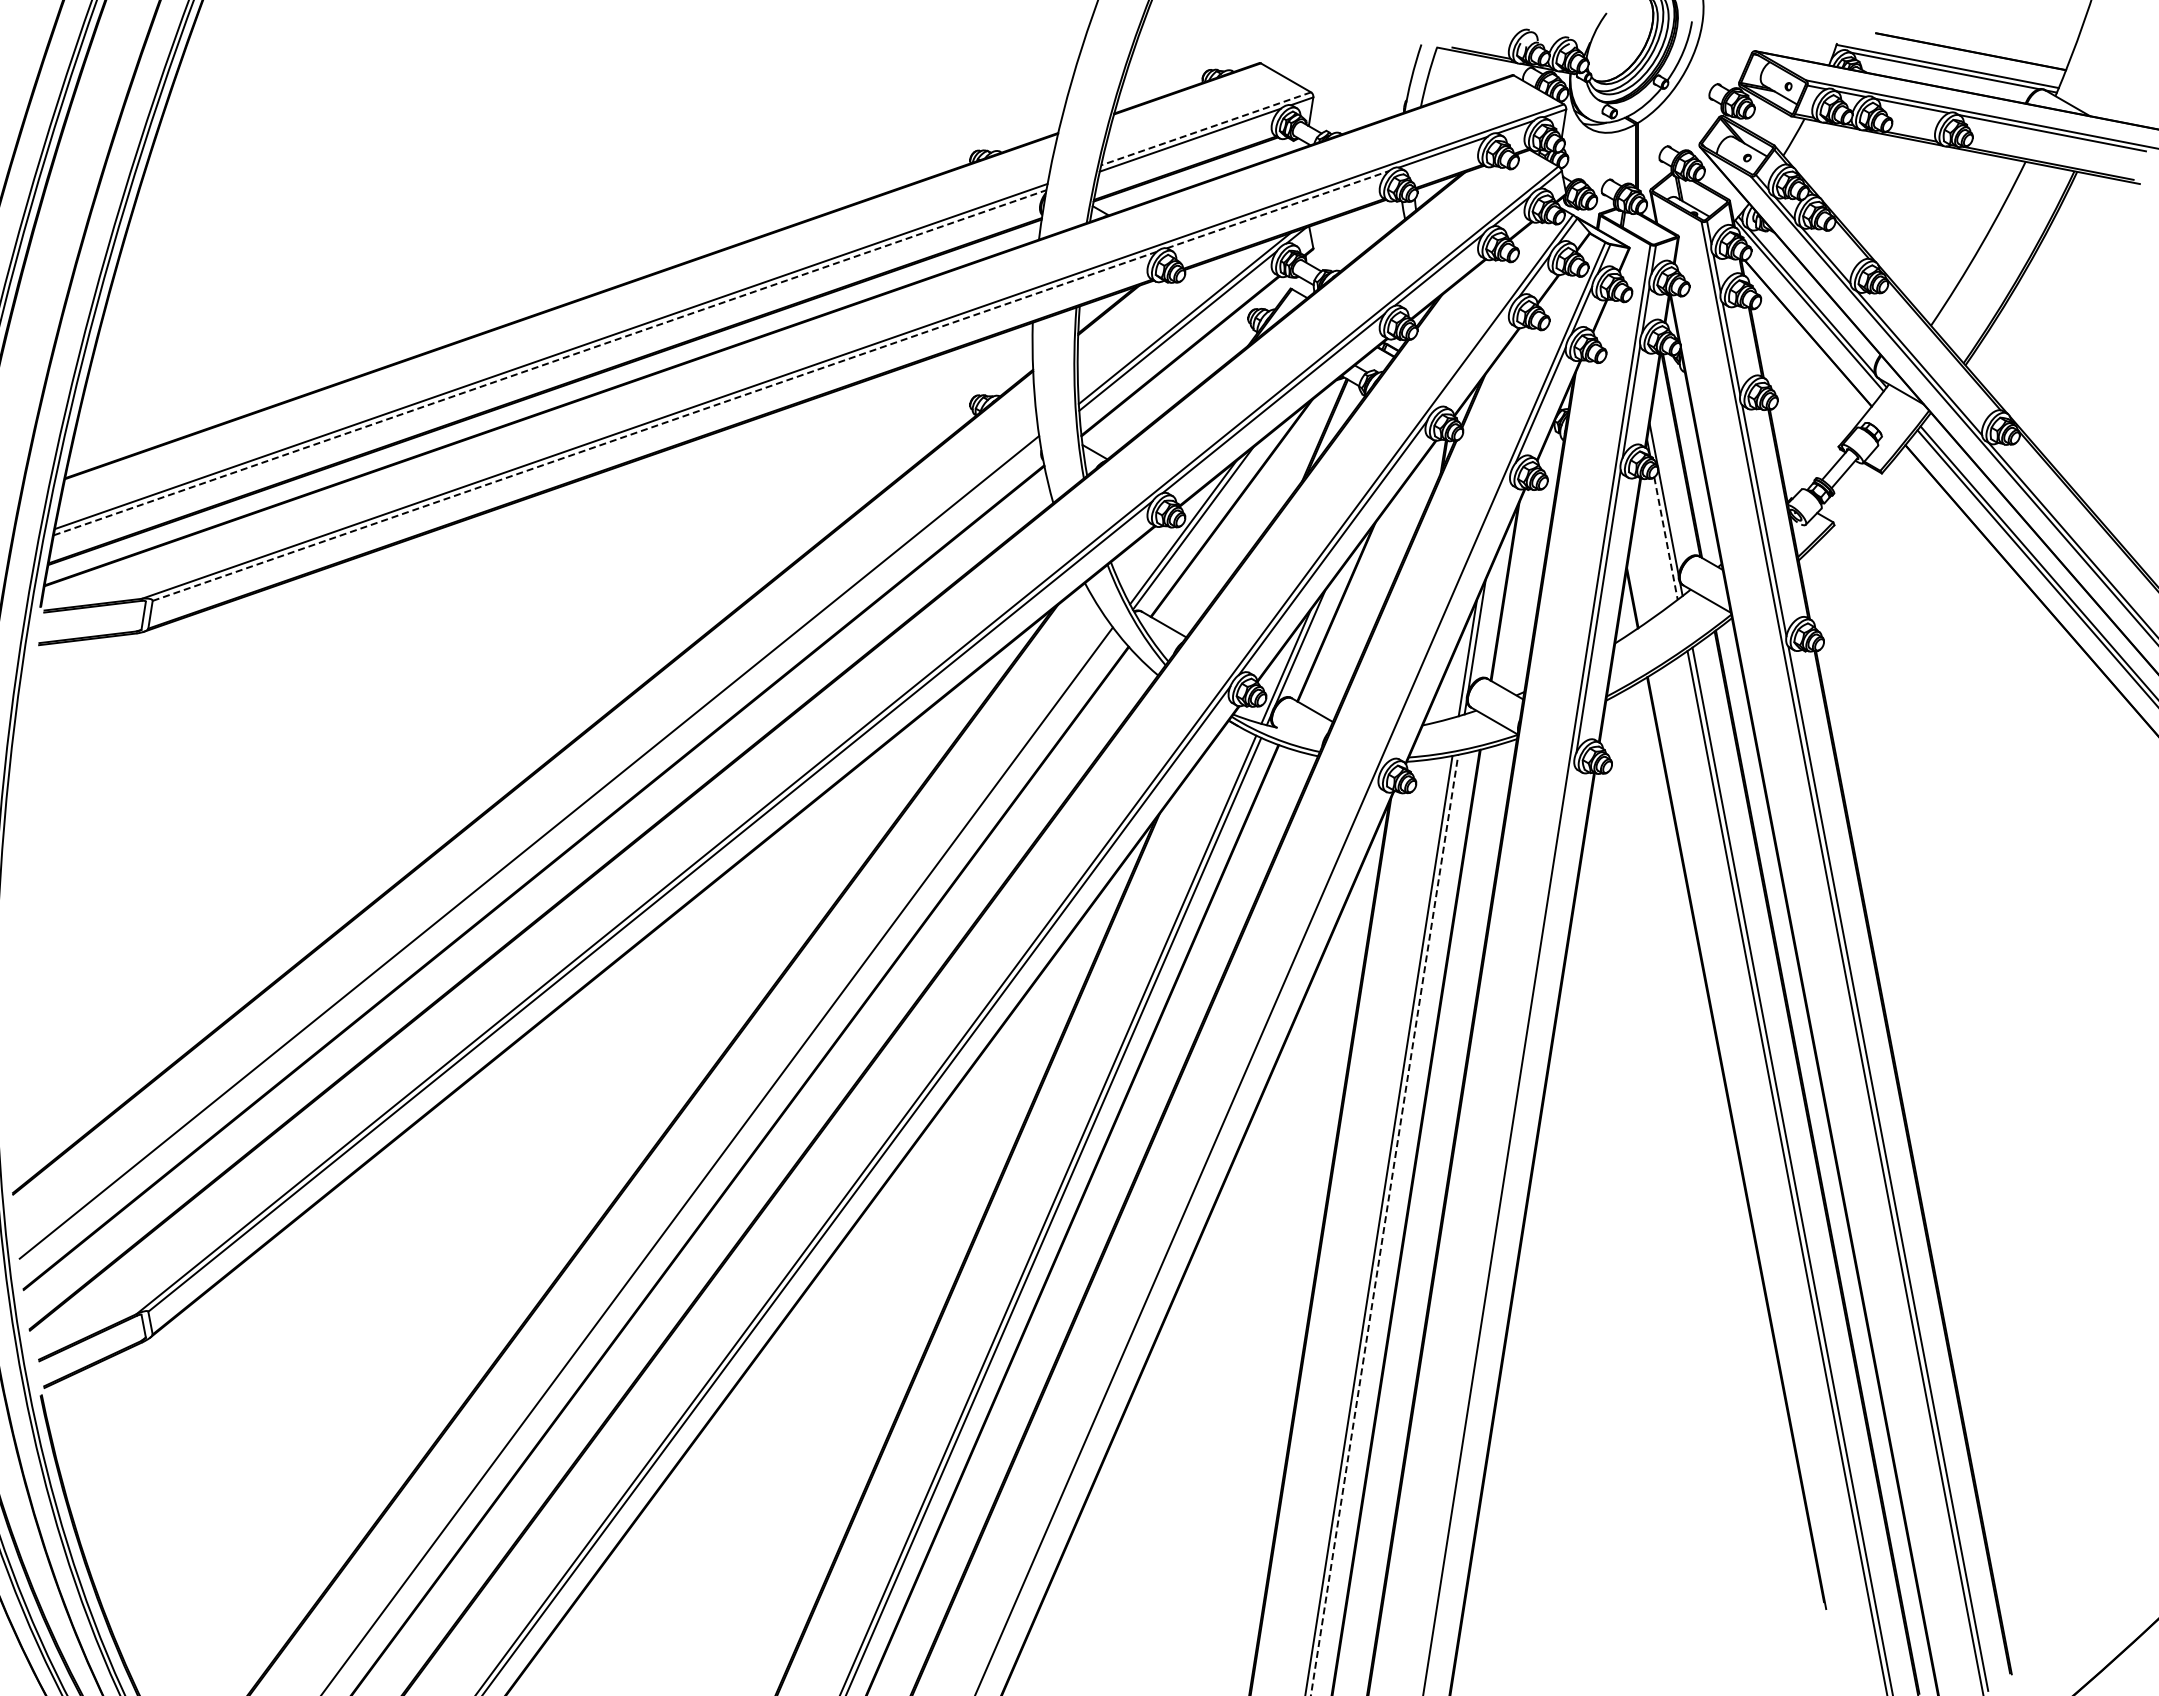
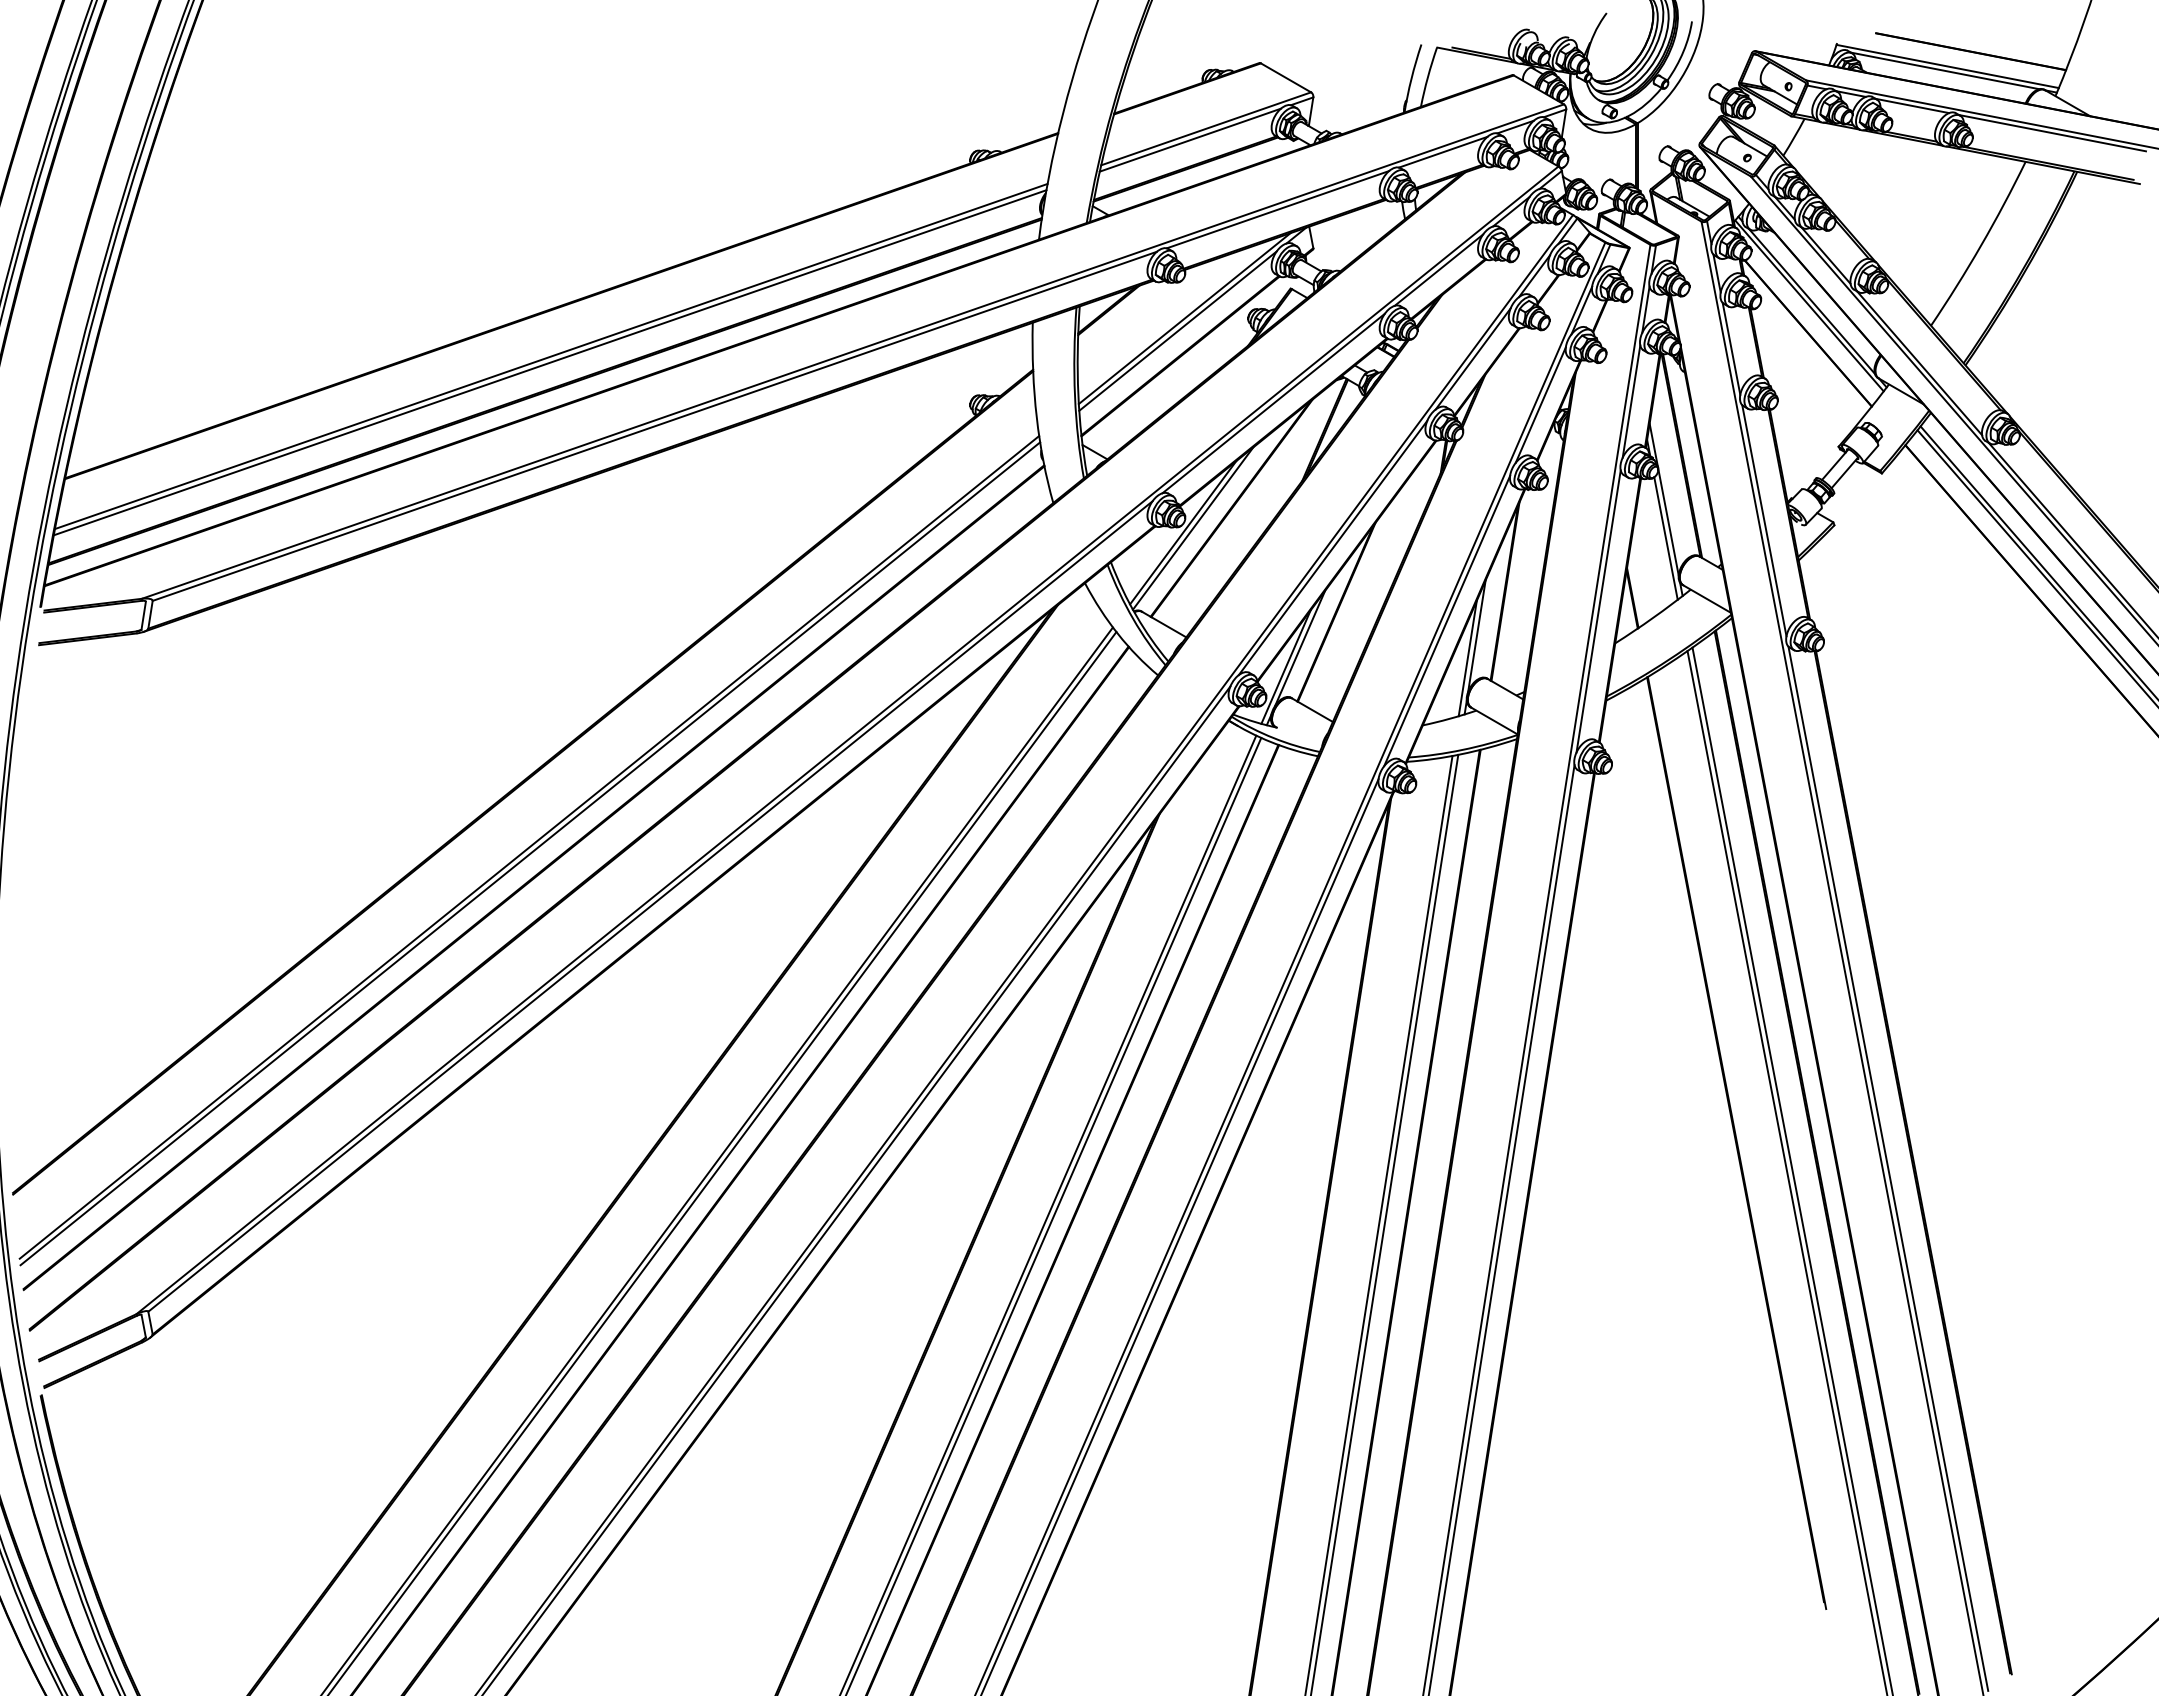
line: dashed -> solid (1205, 129)
line: dashed -> solid (1277, 209)
line: none -> present (1472, 358)
line: dashed -> solid (550, 362)
line: dashed -> solid (654, 426)
line: dashed -> solid (1666, 539)
line: none -> present (1447, 620)
line: none -> present (530, 853)
line: none -> present (723, 1162)
line: dashed -> solid (1384, 1224)
line: none -> present (1501, 1228)
line: none -> present (1180, 1235)
